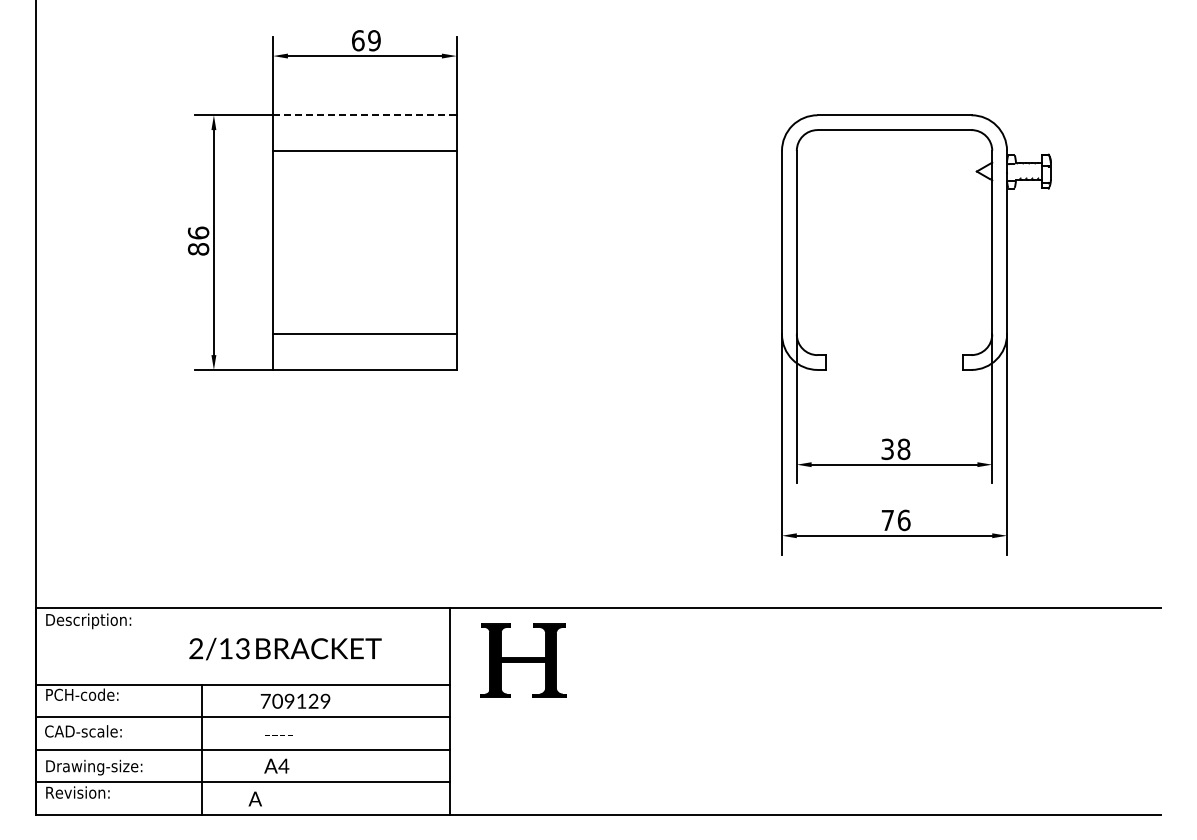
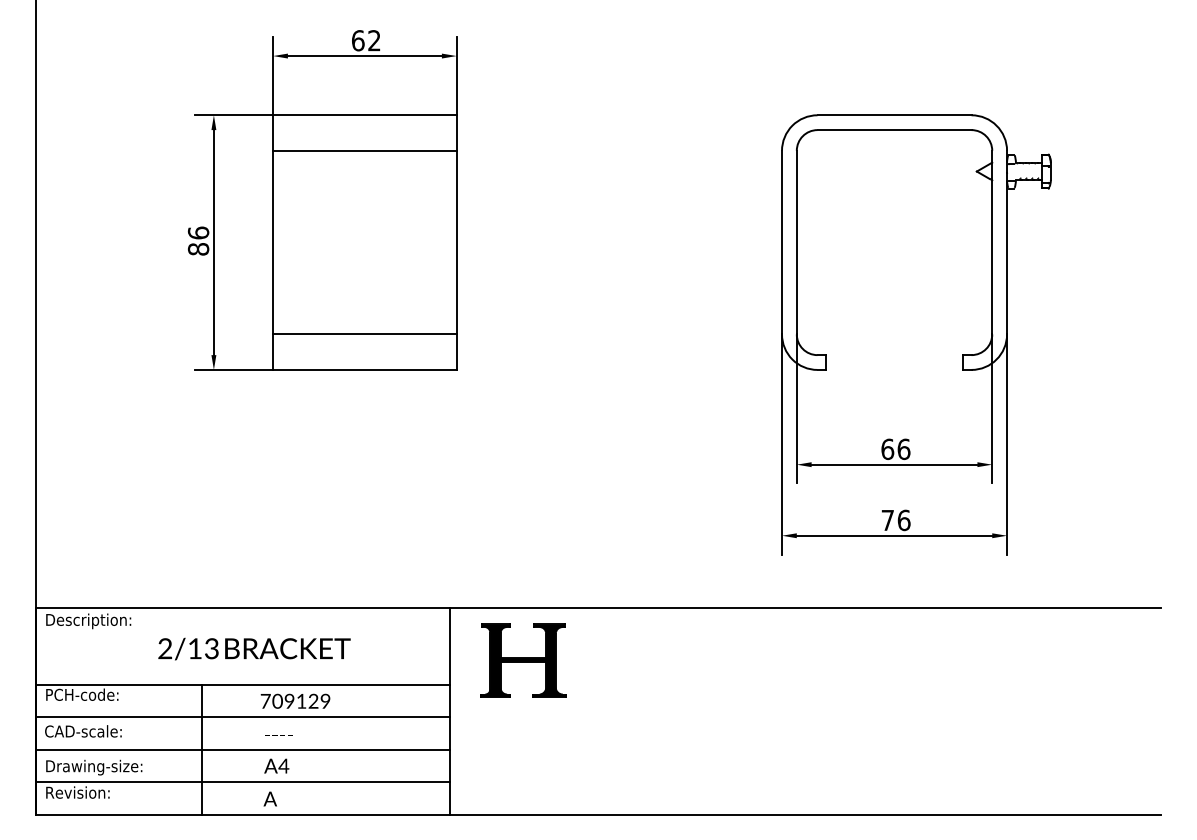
text: 69 -> 62 (374, 40)
line: dashed -> solid (364, 115)
text: 38 -> 66 (895, 449)
text position: (285, 648) -> (254, 648) (254, 648)
text position: (254, 798) -> (269, 798) (269, 798)
